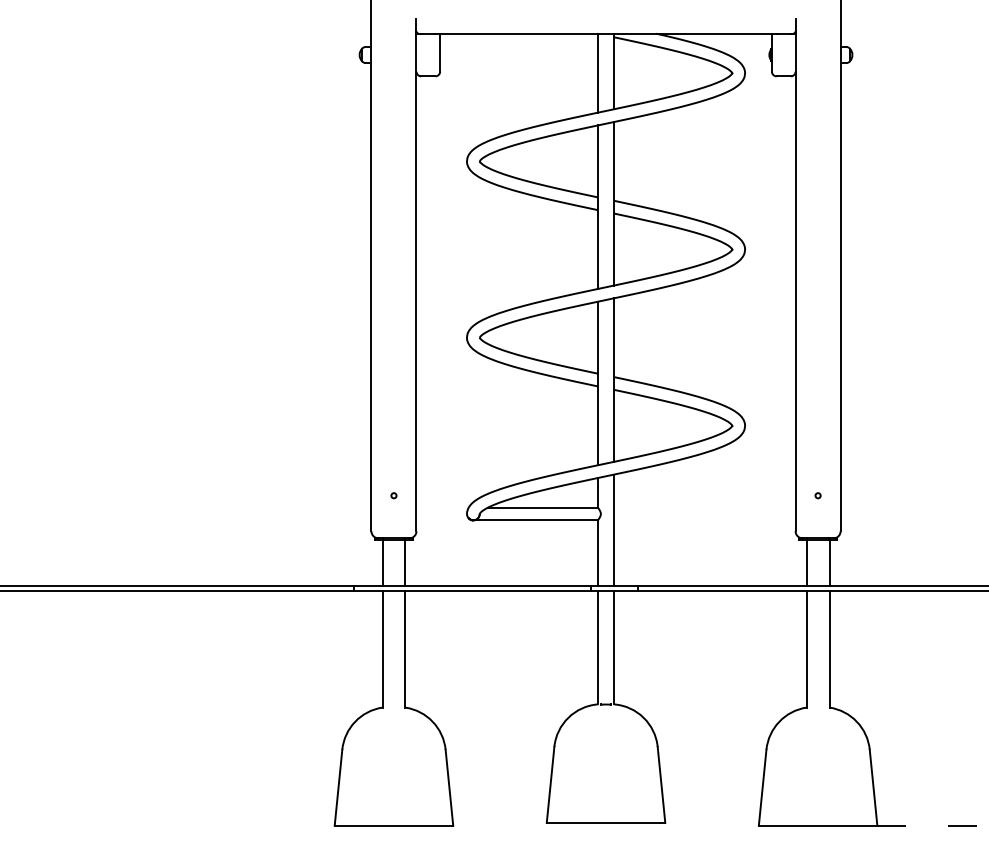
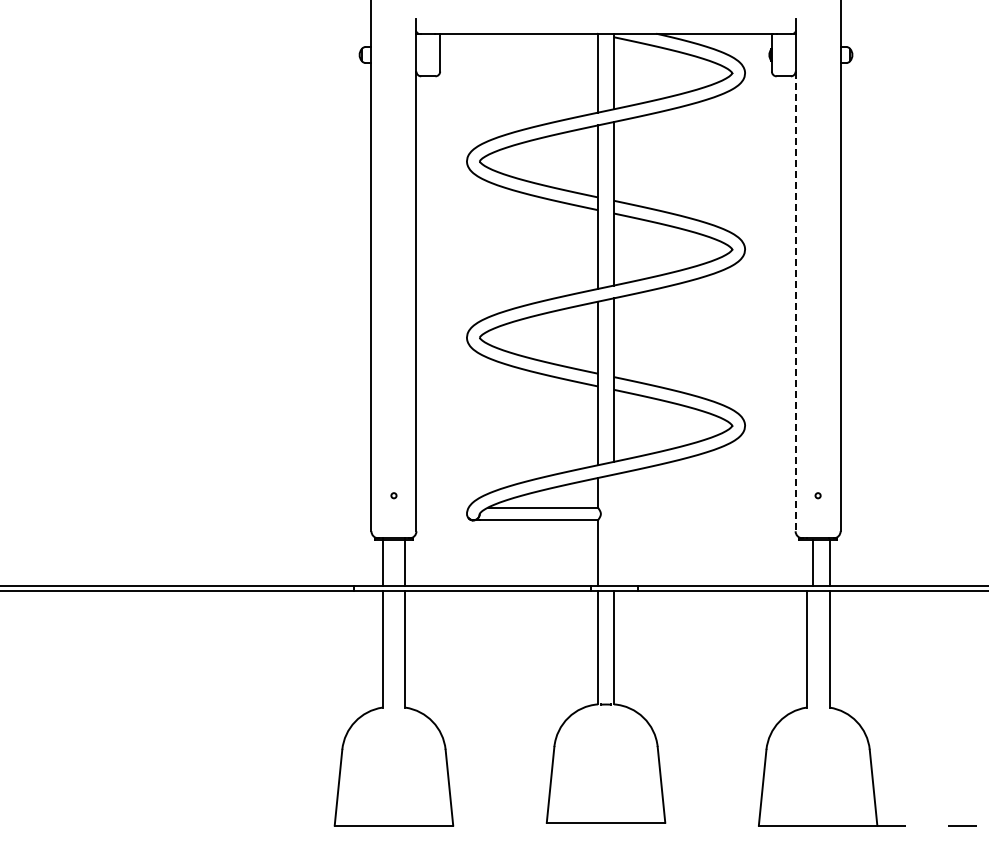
line: solid -> dashed (795, 301)
line: present -> none (614, 529)
line position: (806, 562) -> (812, 562) (812, 562)
